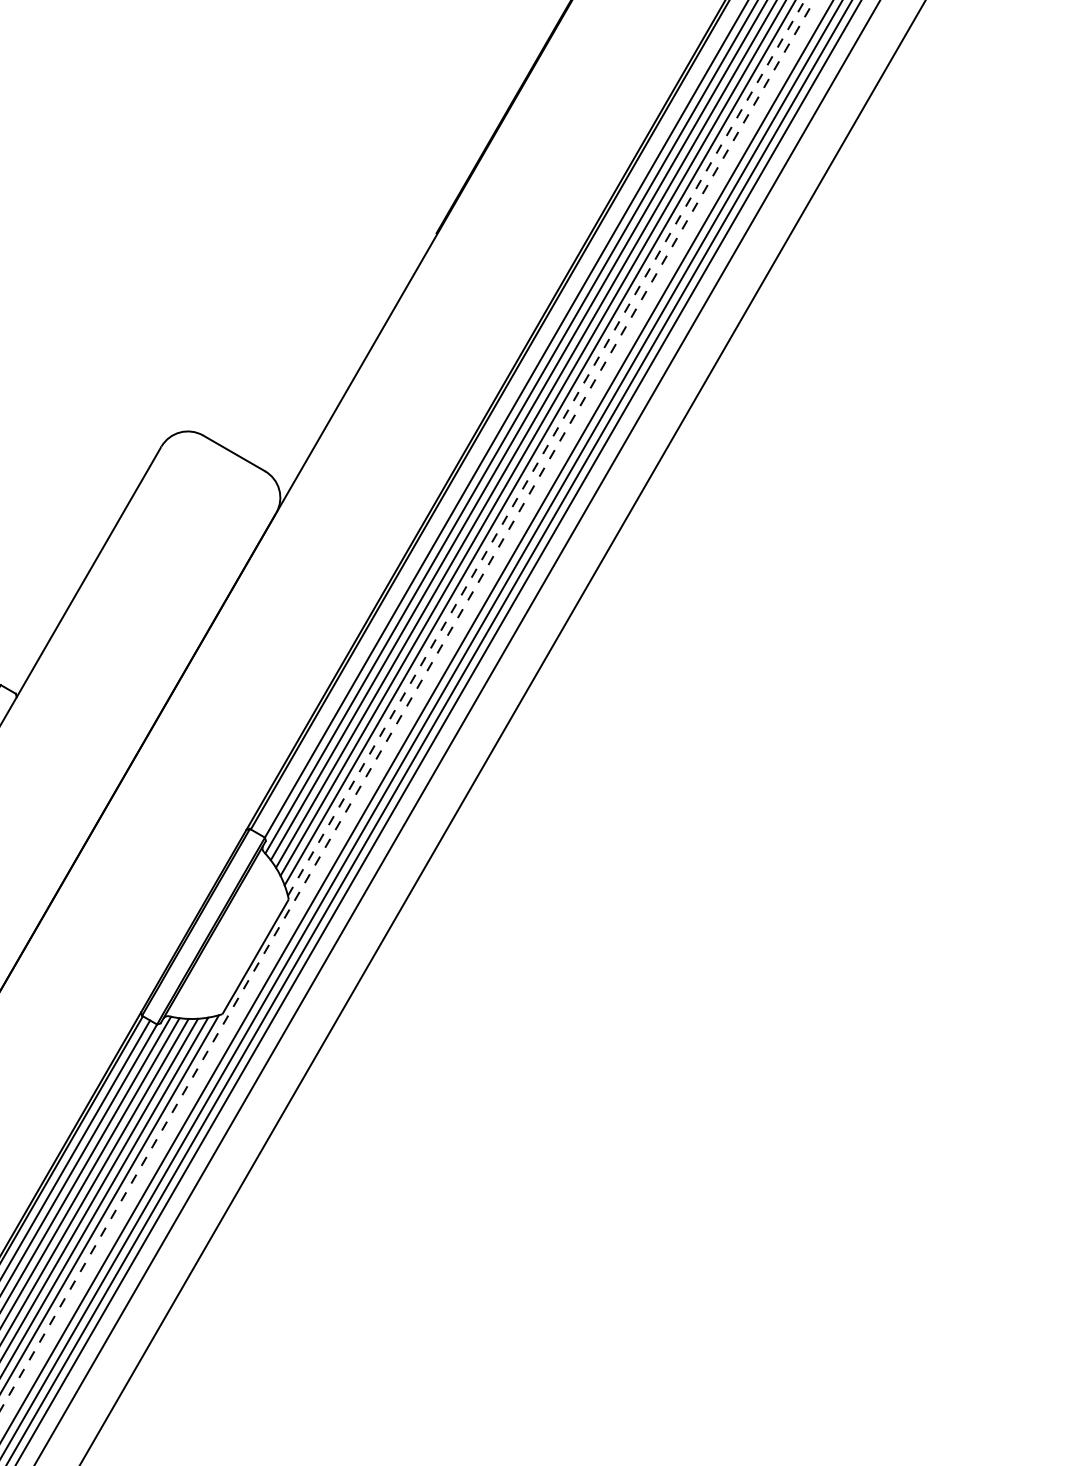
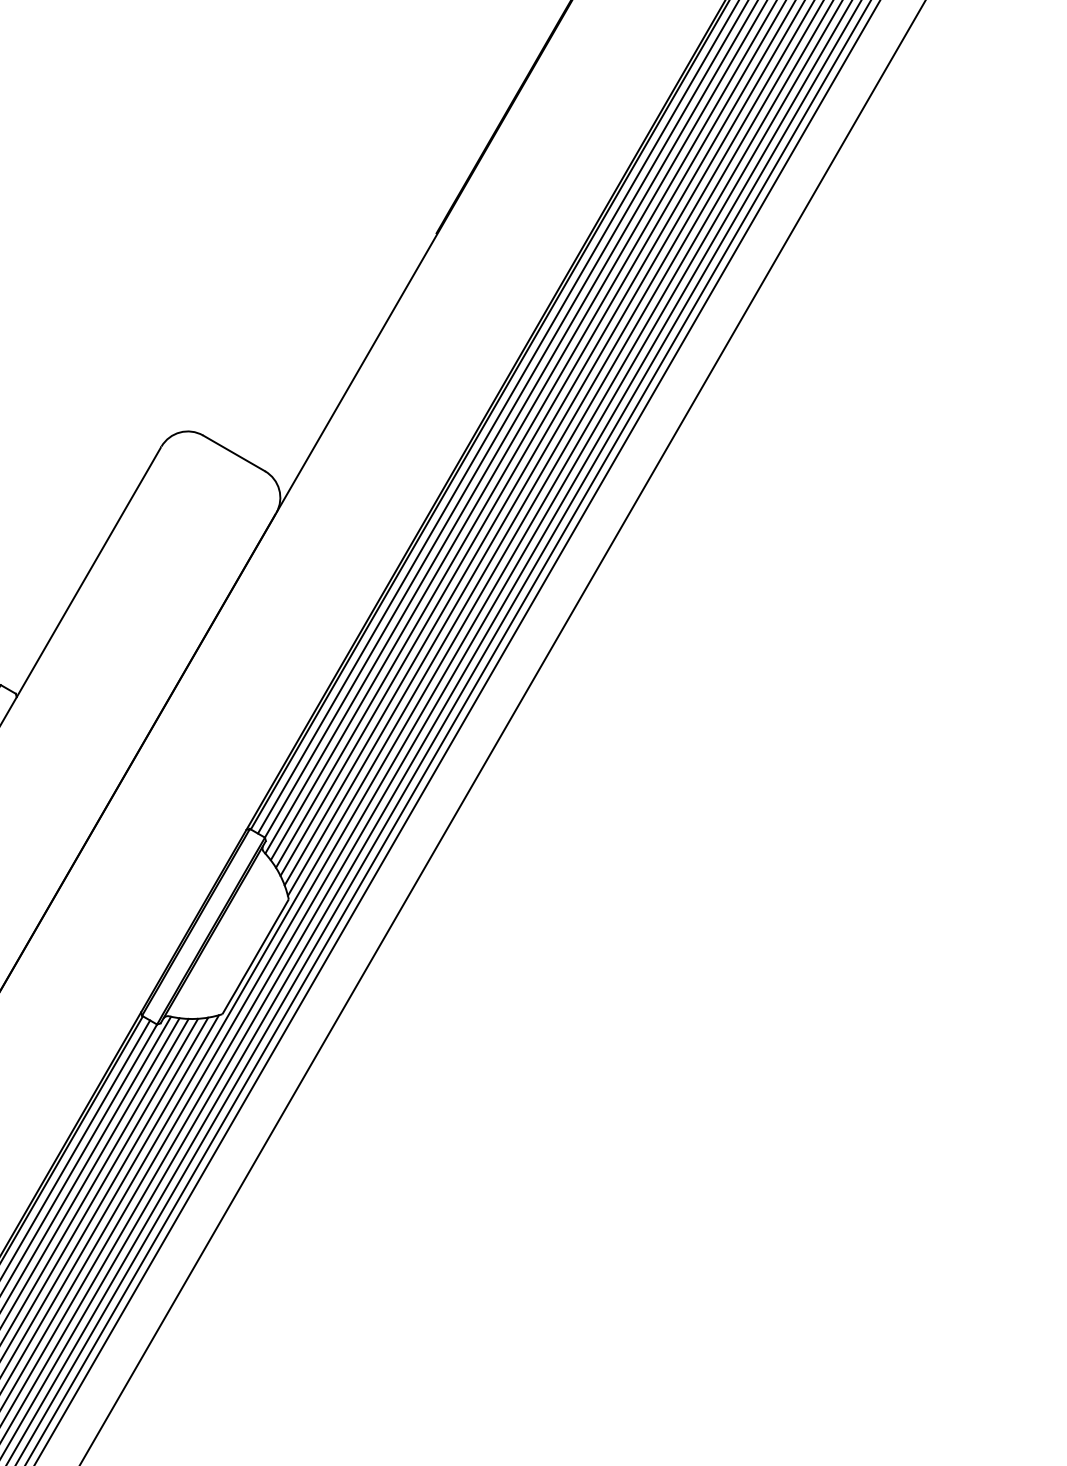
line: none -> present (497, 417)
line: dashed -> solid (546, 448)
line: dashed -> solid (407, 705)
line: none -> present (412, 712)
line: none -> present (448, 732)
